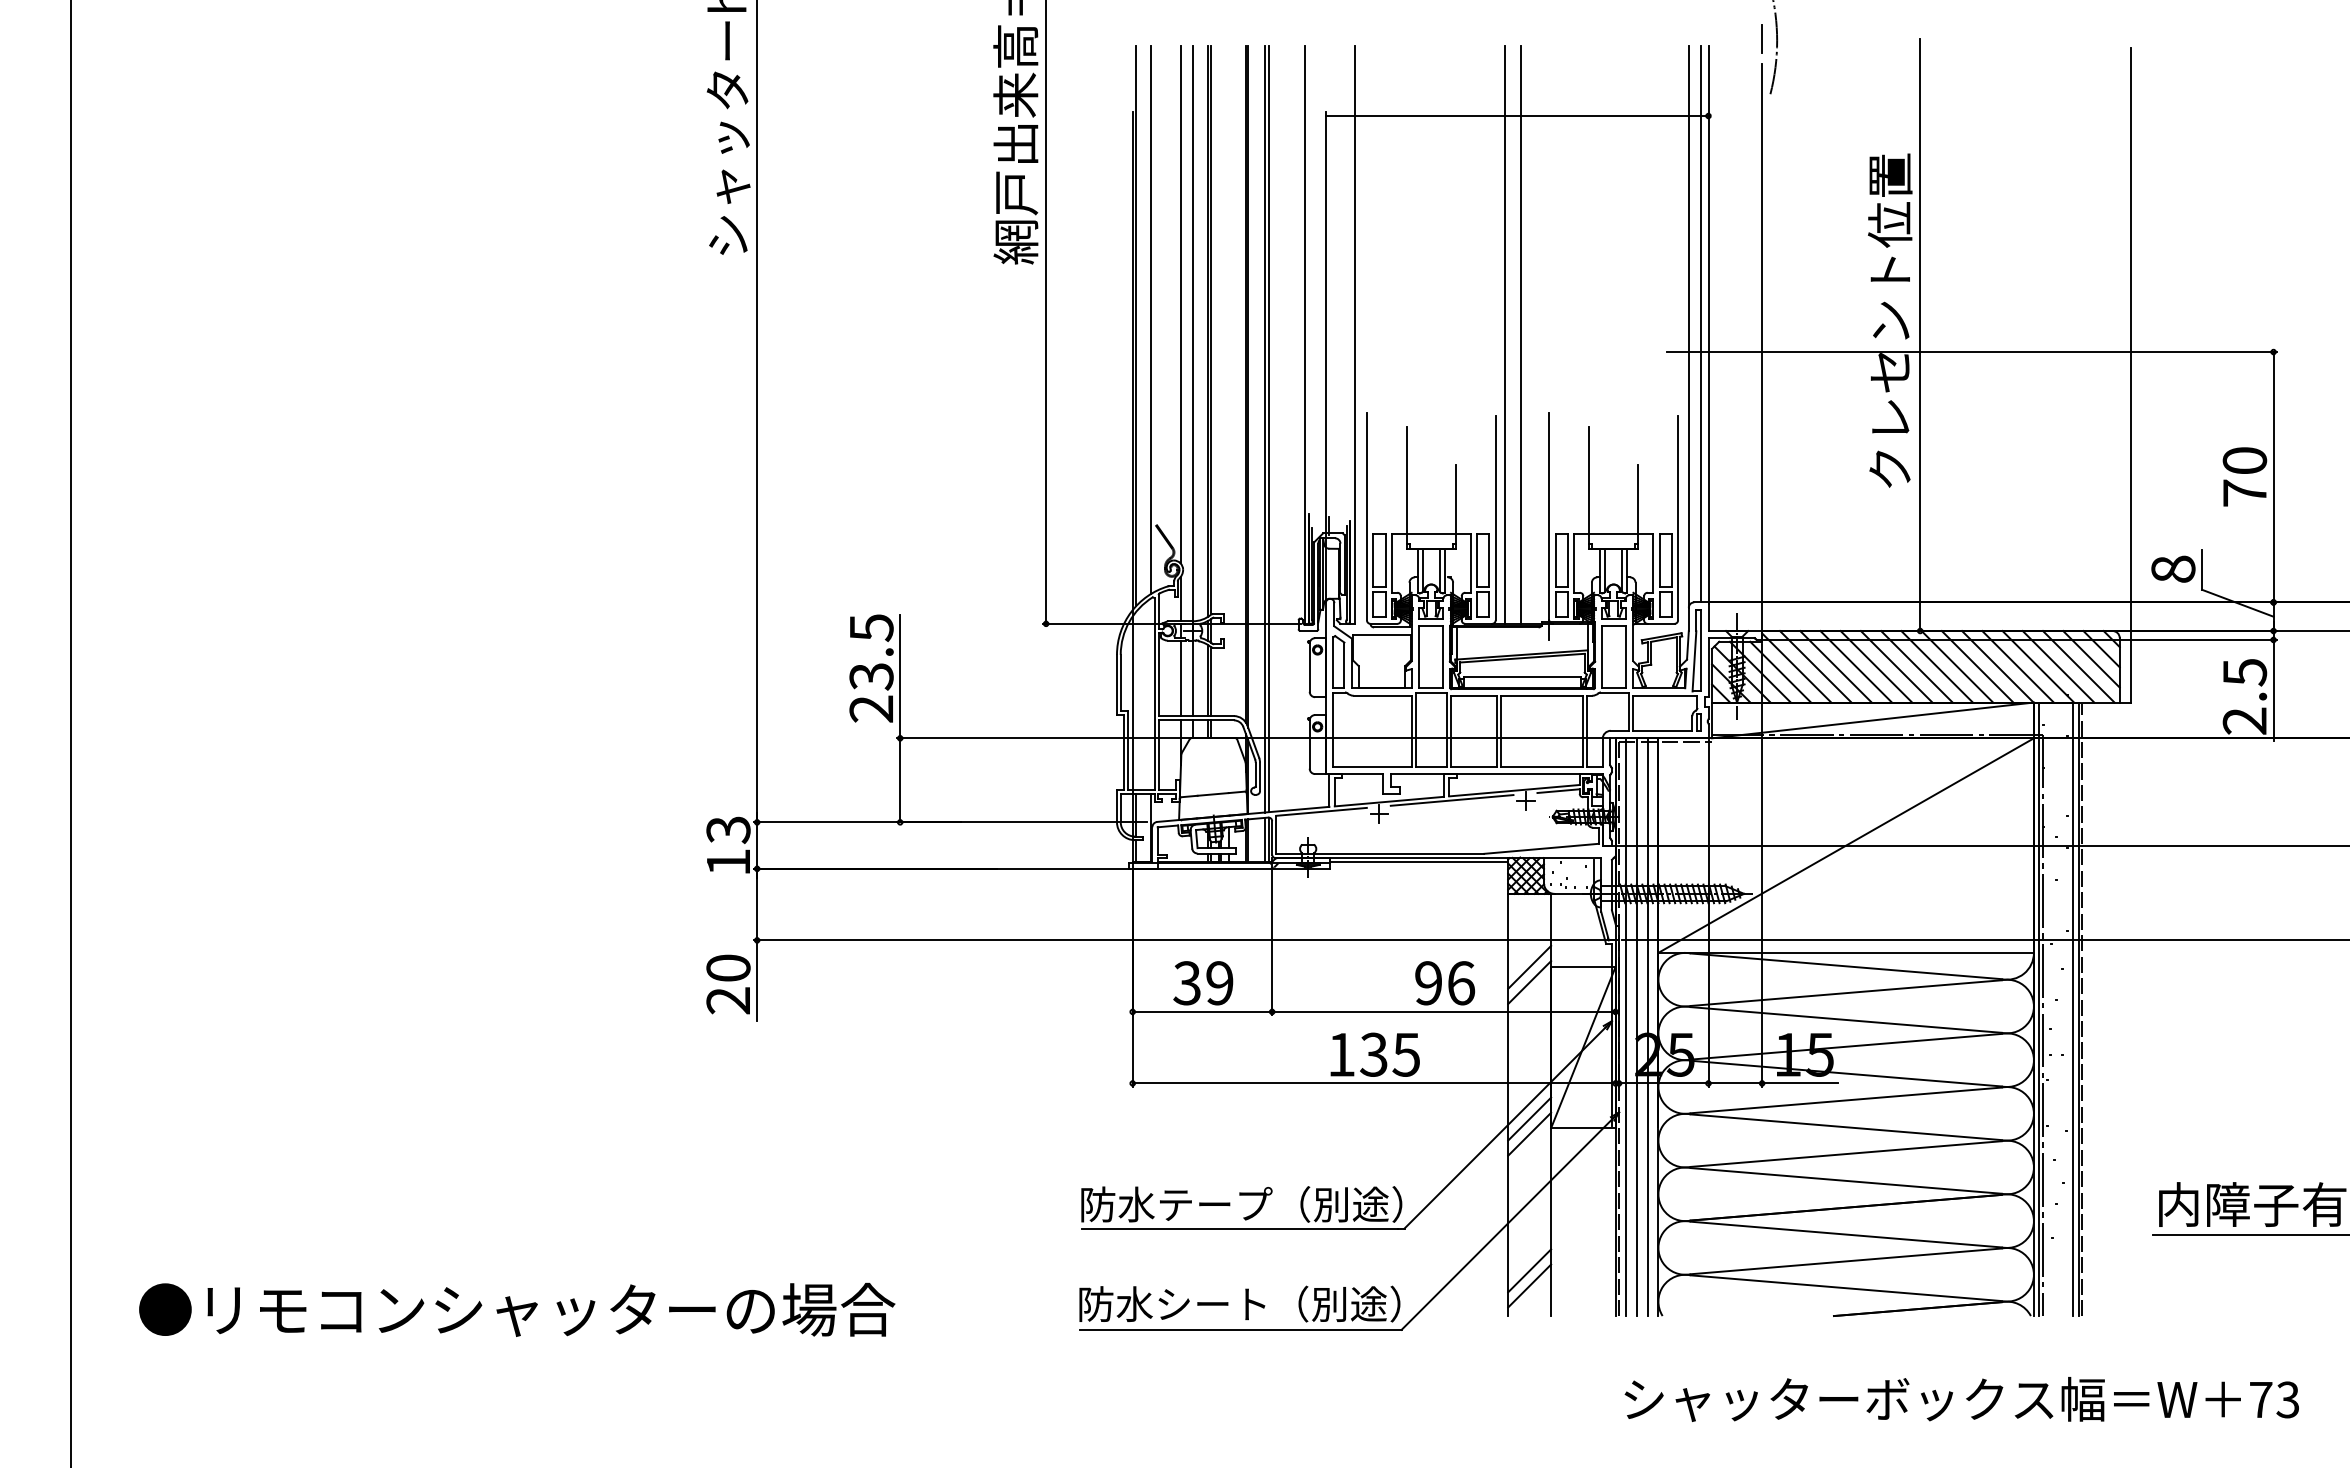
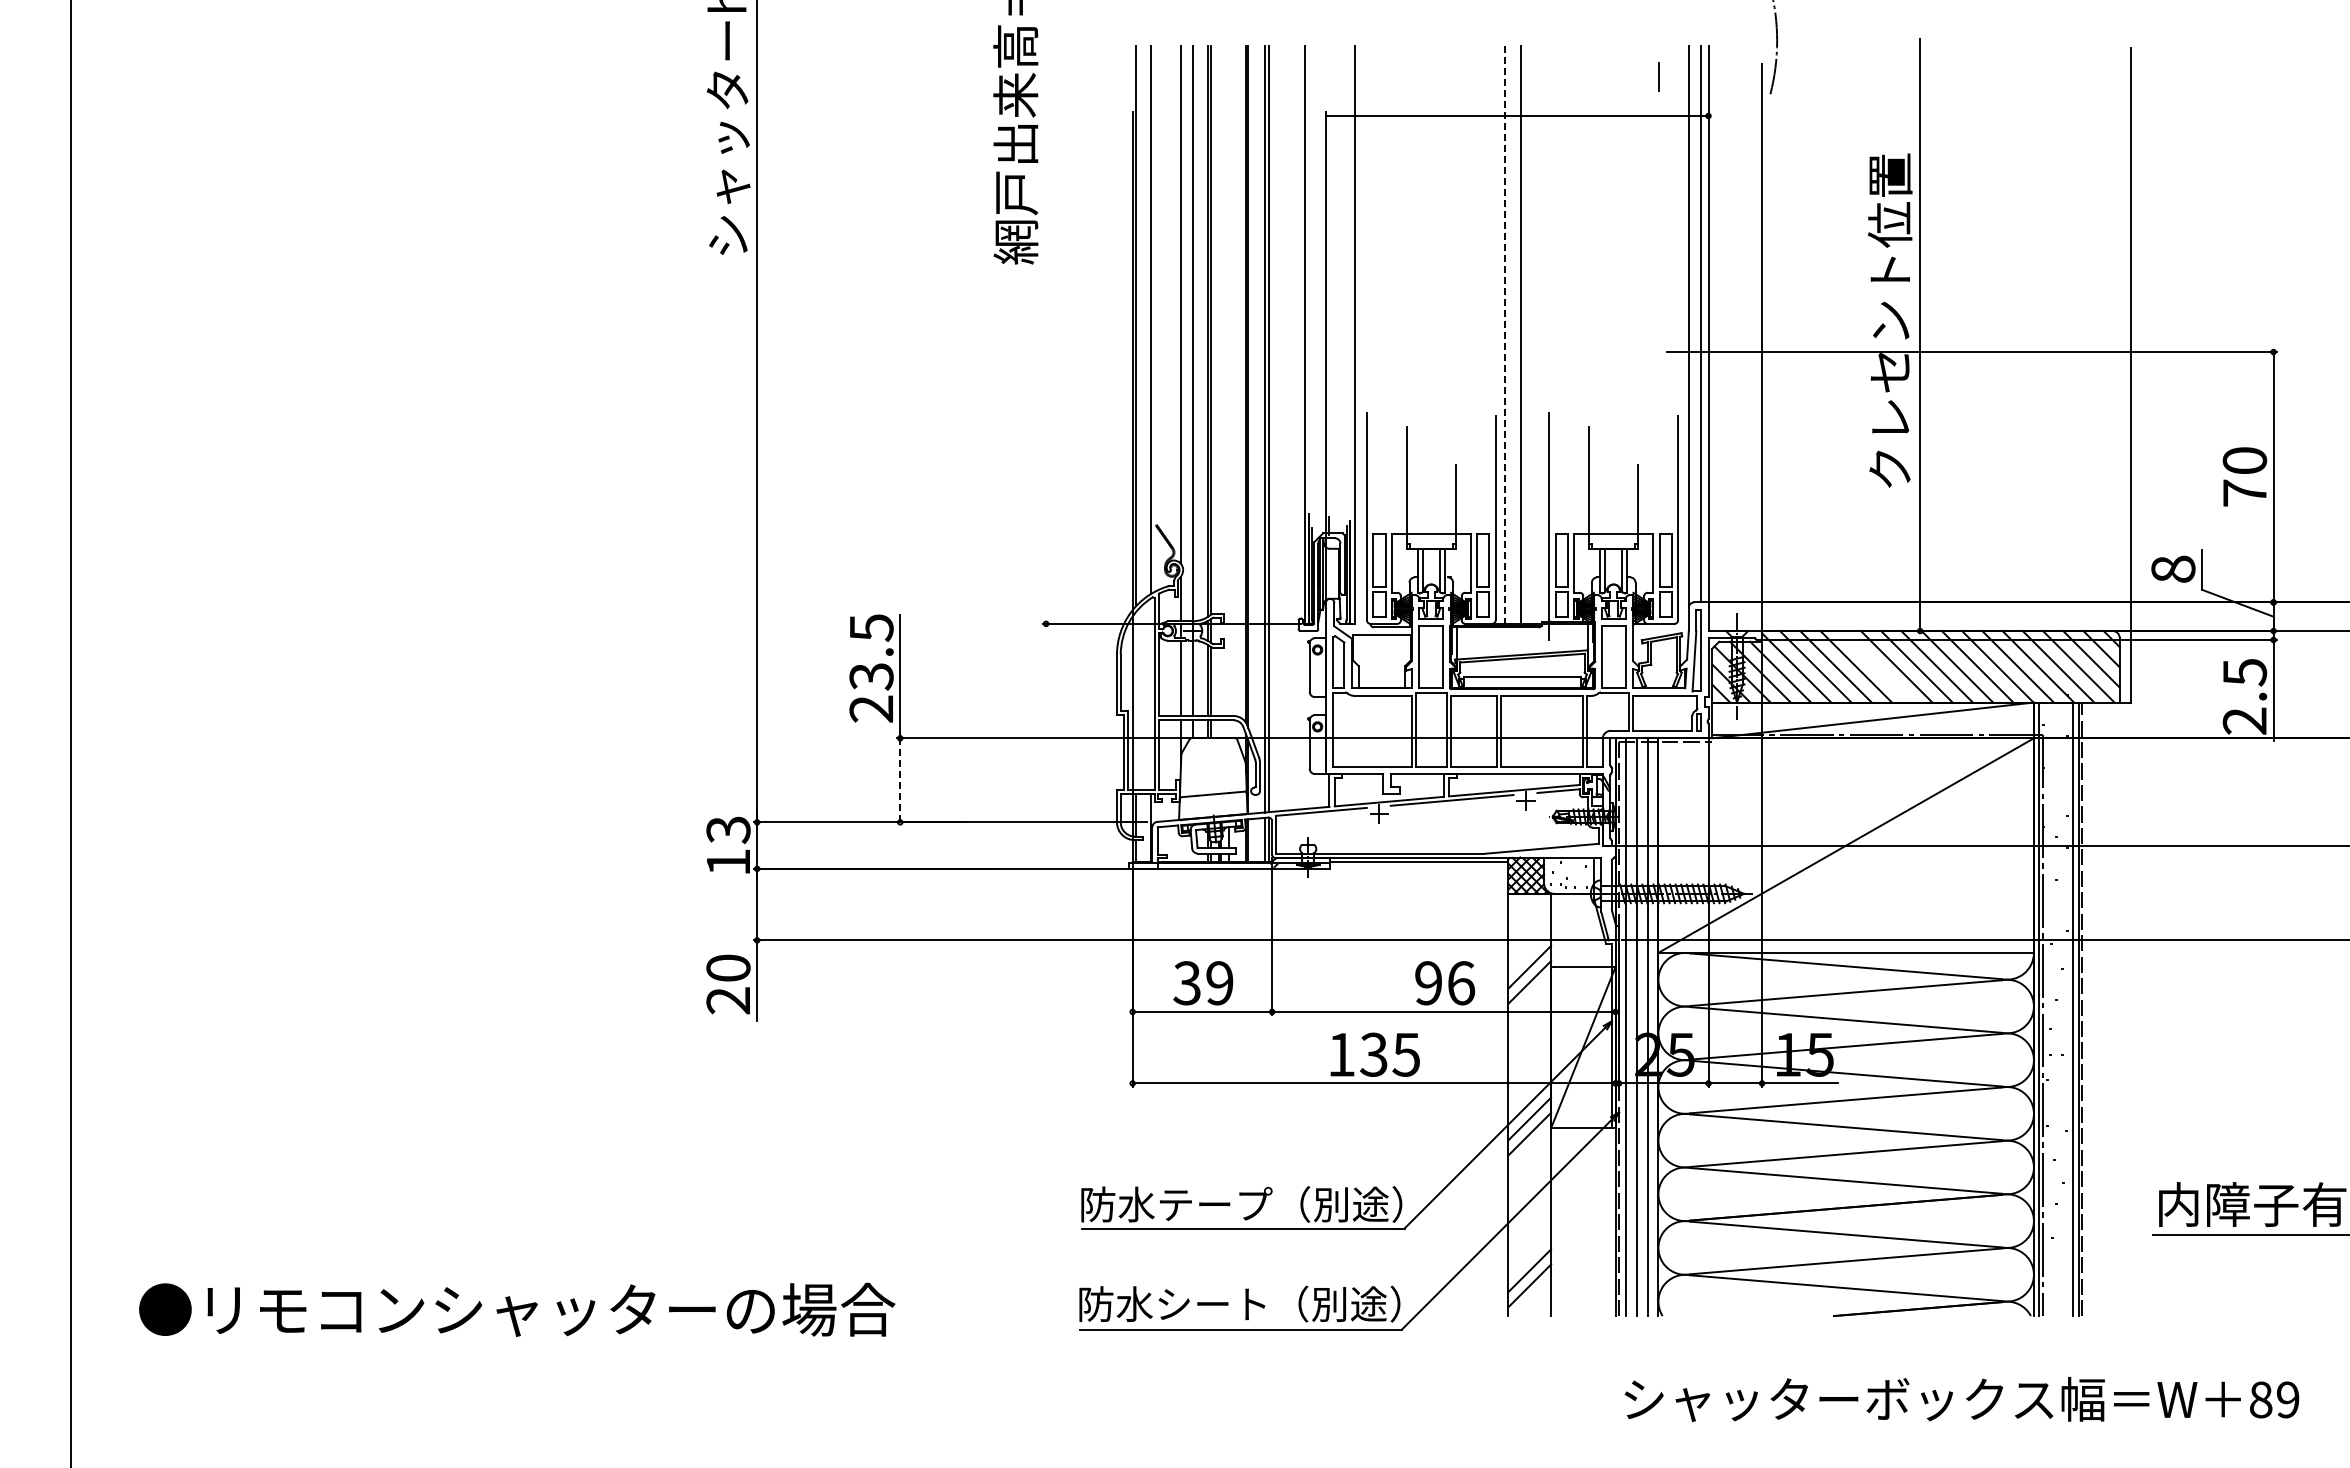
line position: (1761, 38) -> (1658, 76) (1658, 76)
line: present -> none (1046, 312)
line: solid -> dashed (1504, 335)
line: present -> none (1876, 666)
line: solid -> dashed (900, 779)
text: 73 -> 89 (2274, 1399)
